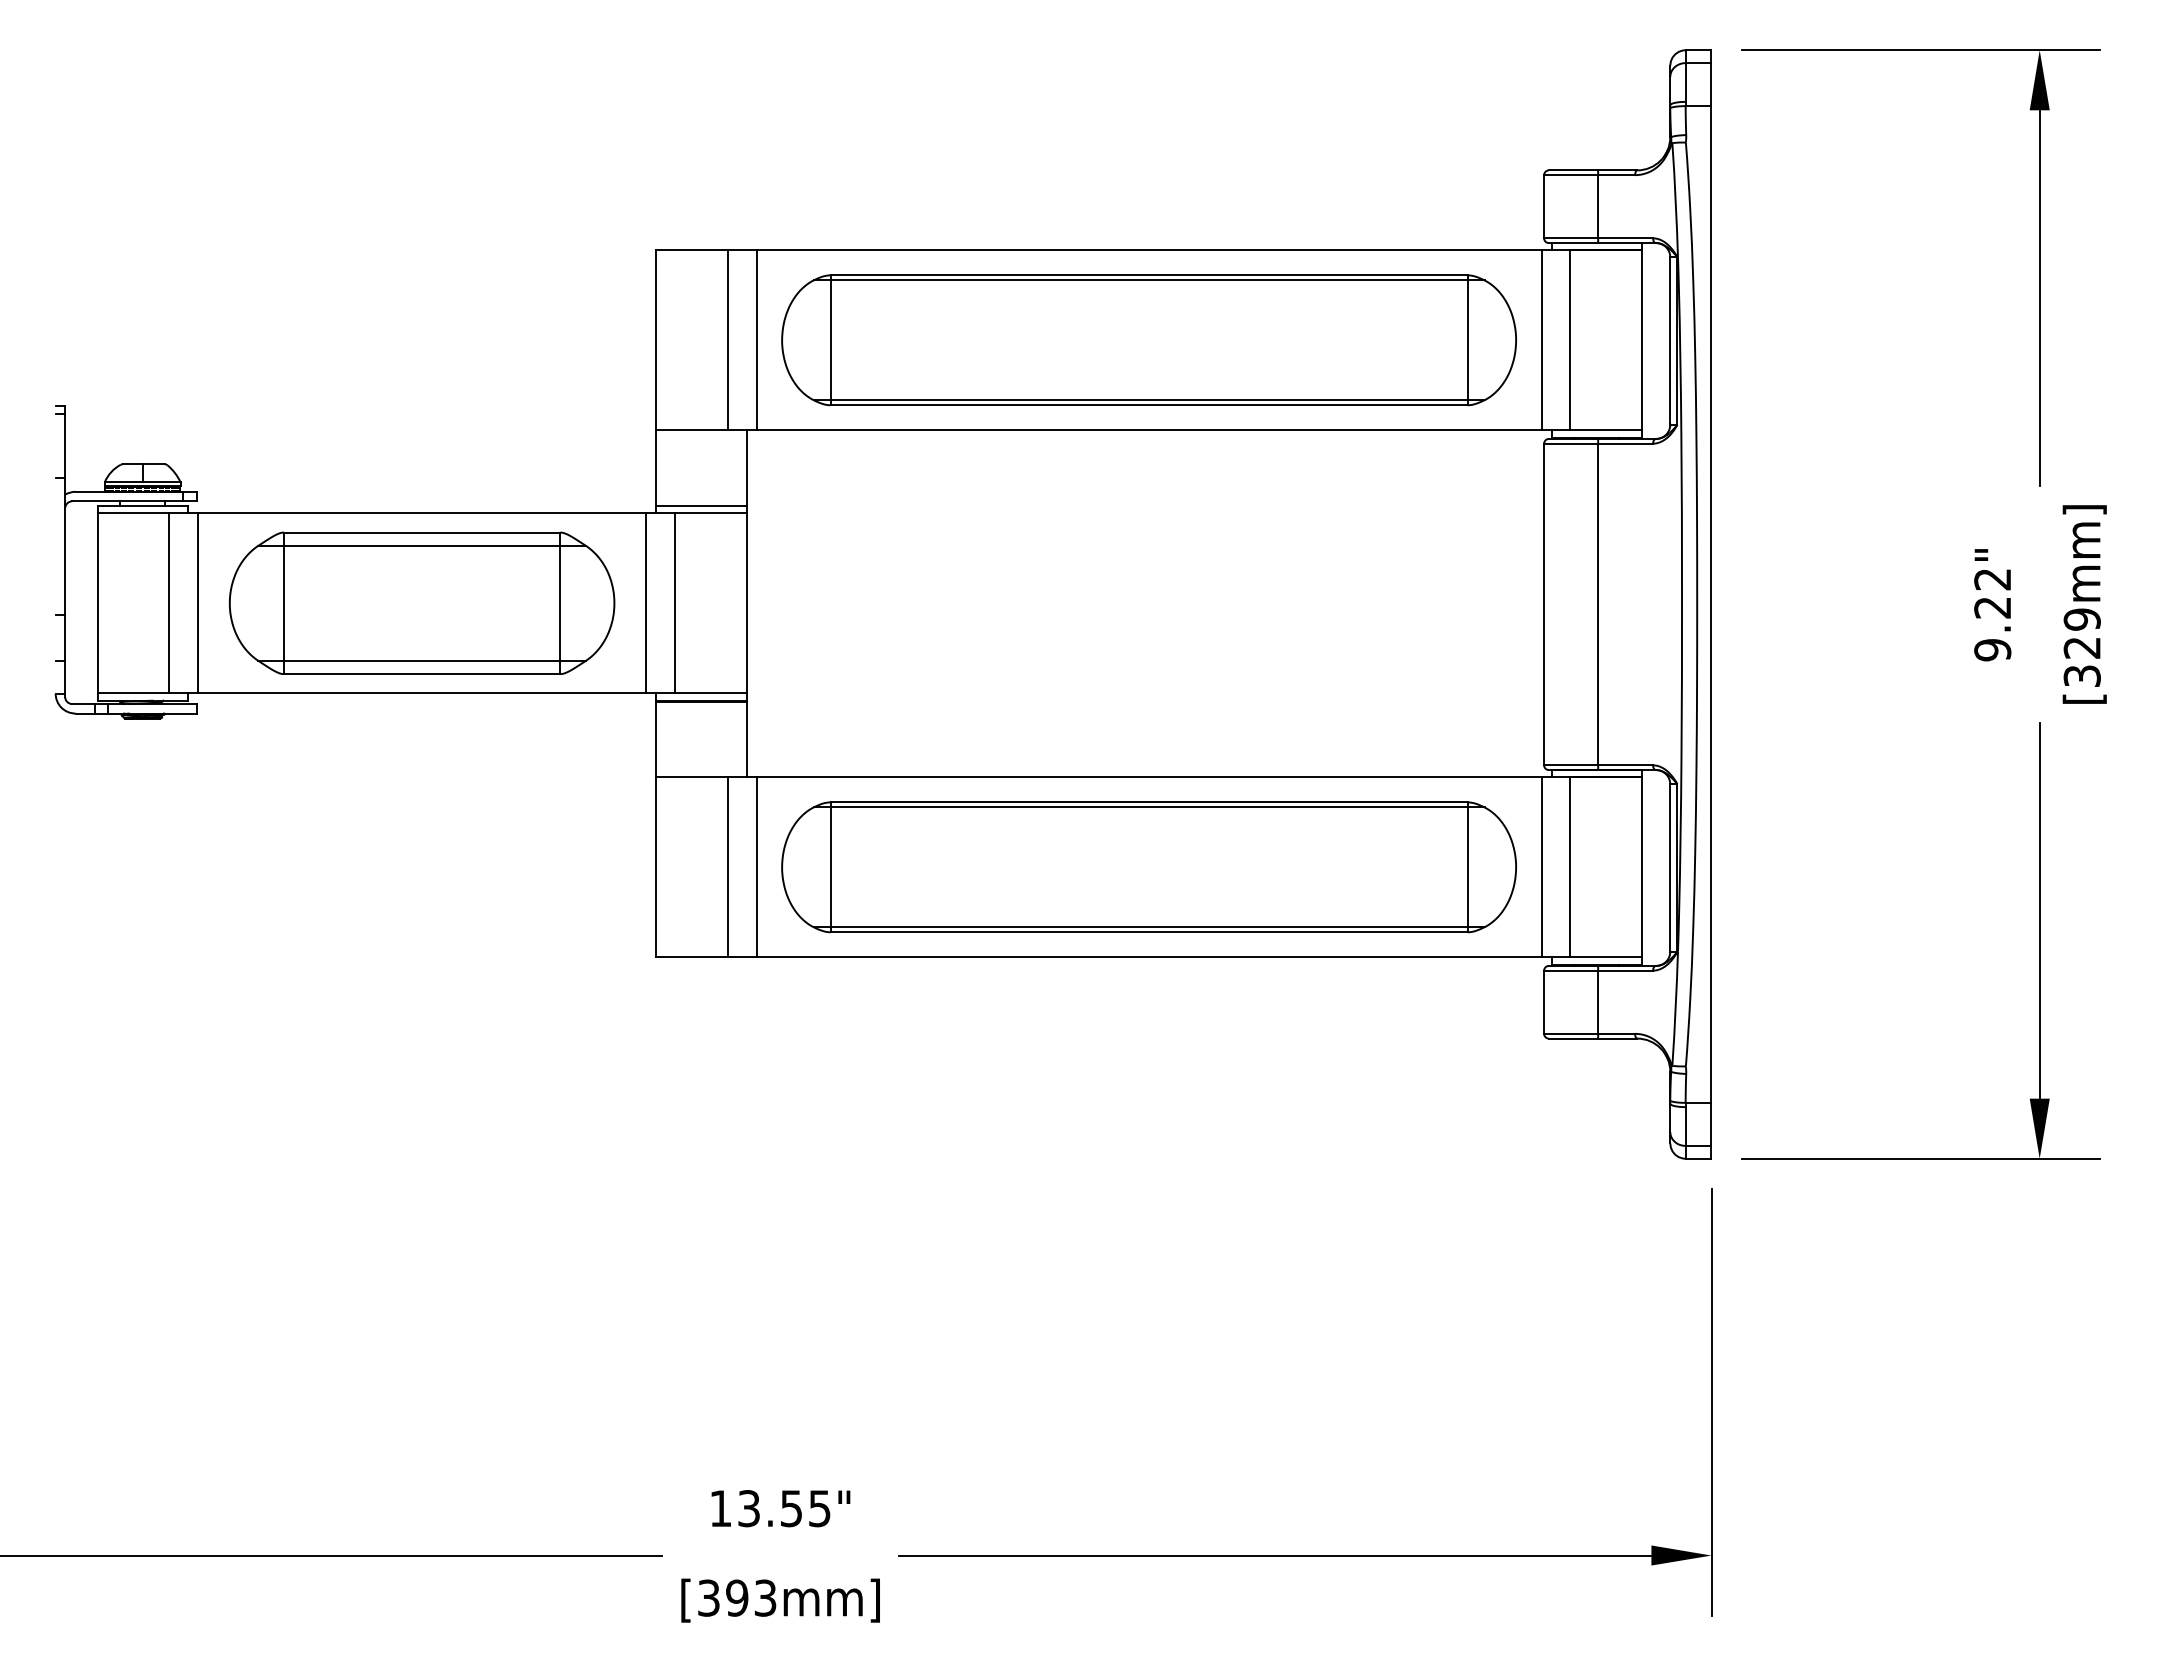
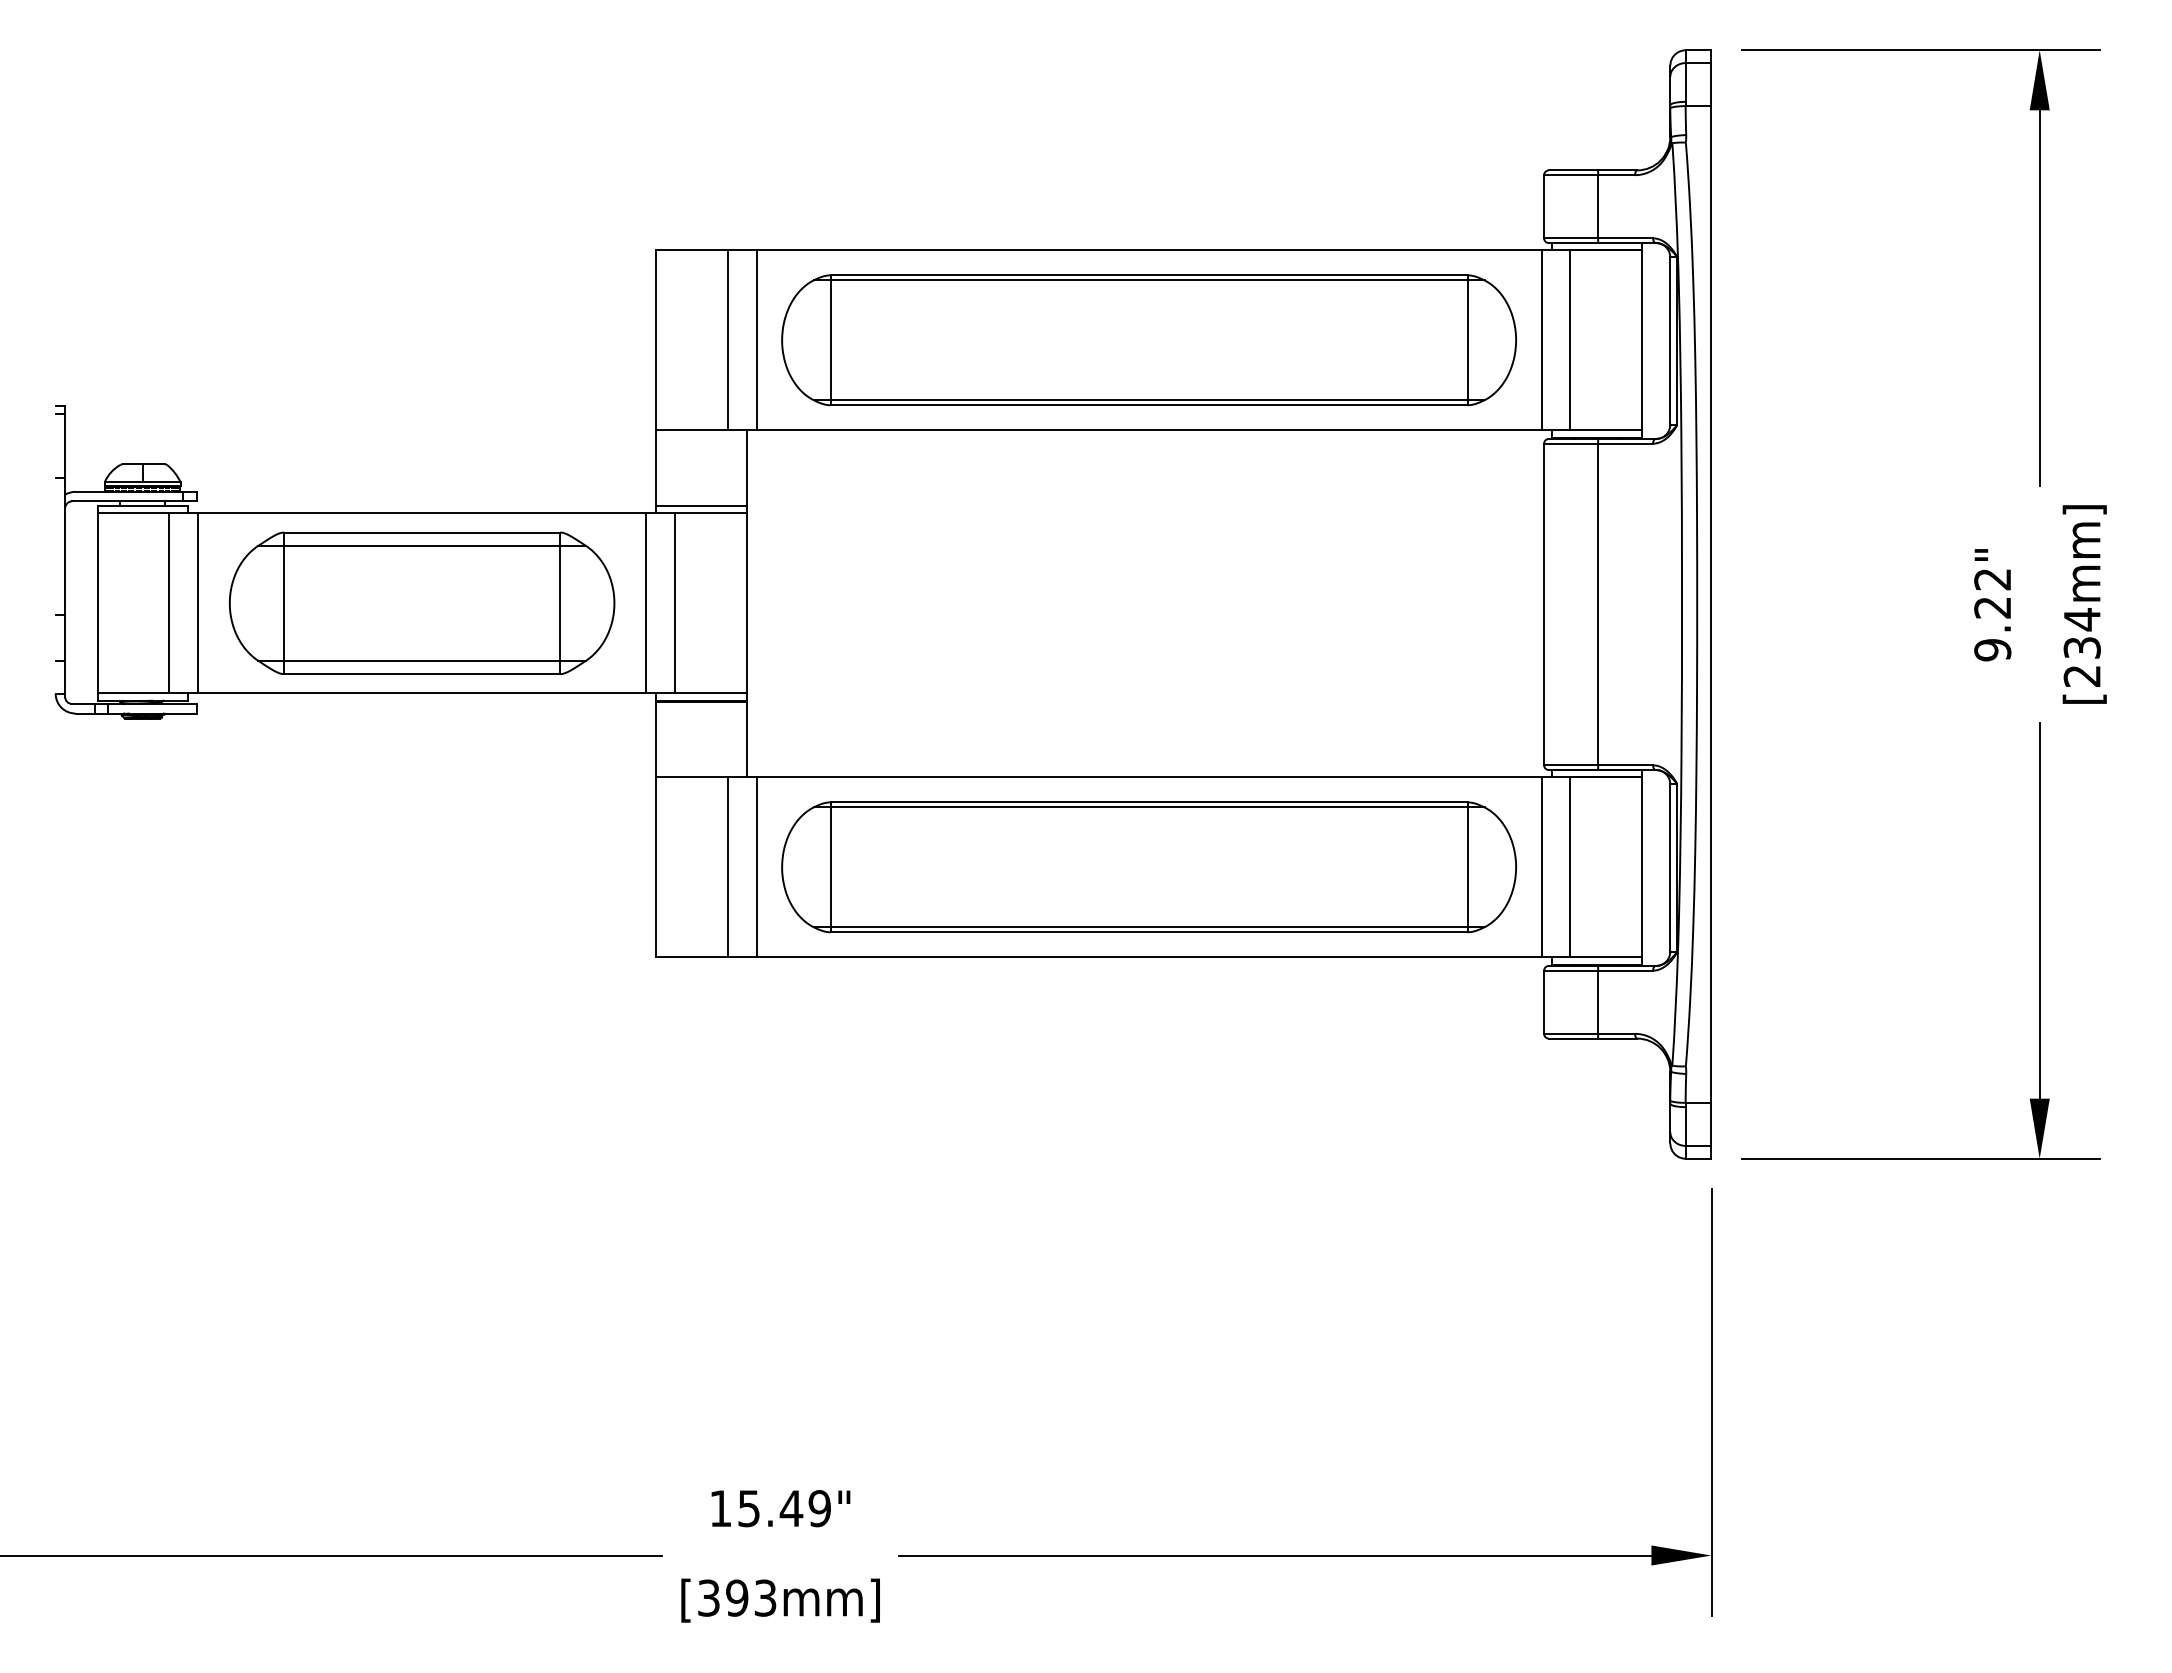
text: [329mm] -> [234mm] (2081, 647)
text: 13.55" -> 15.49" (784, 1508)
